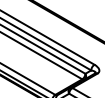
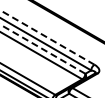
line: solid -> dashed (47, 37)
line: solid -> dashed (42, 49)
